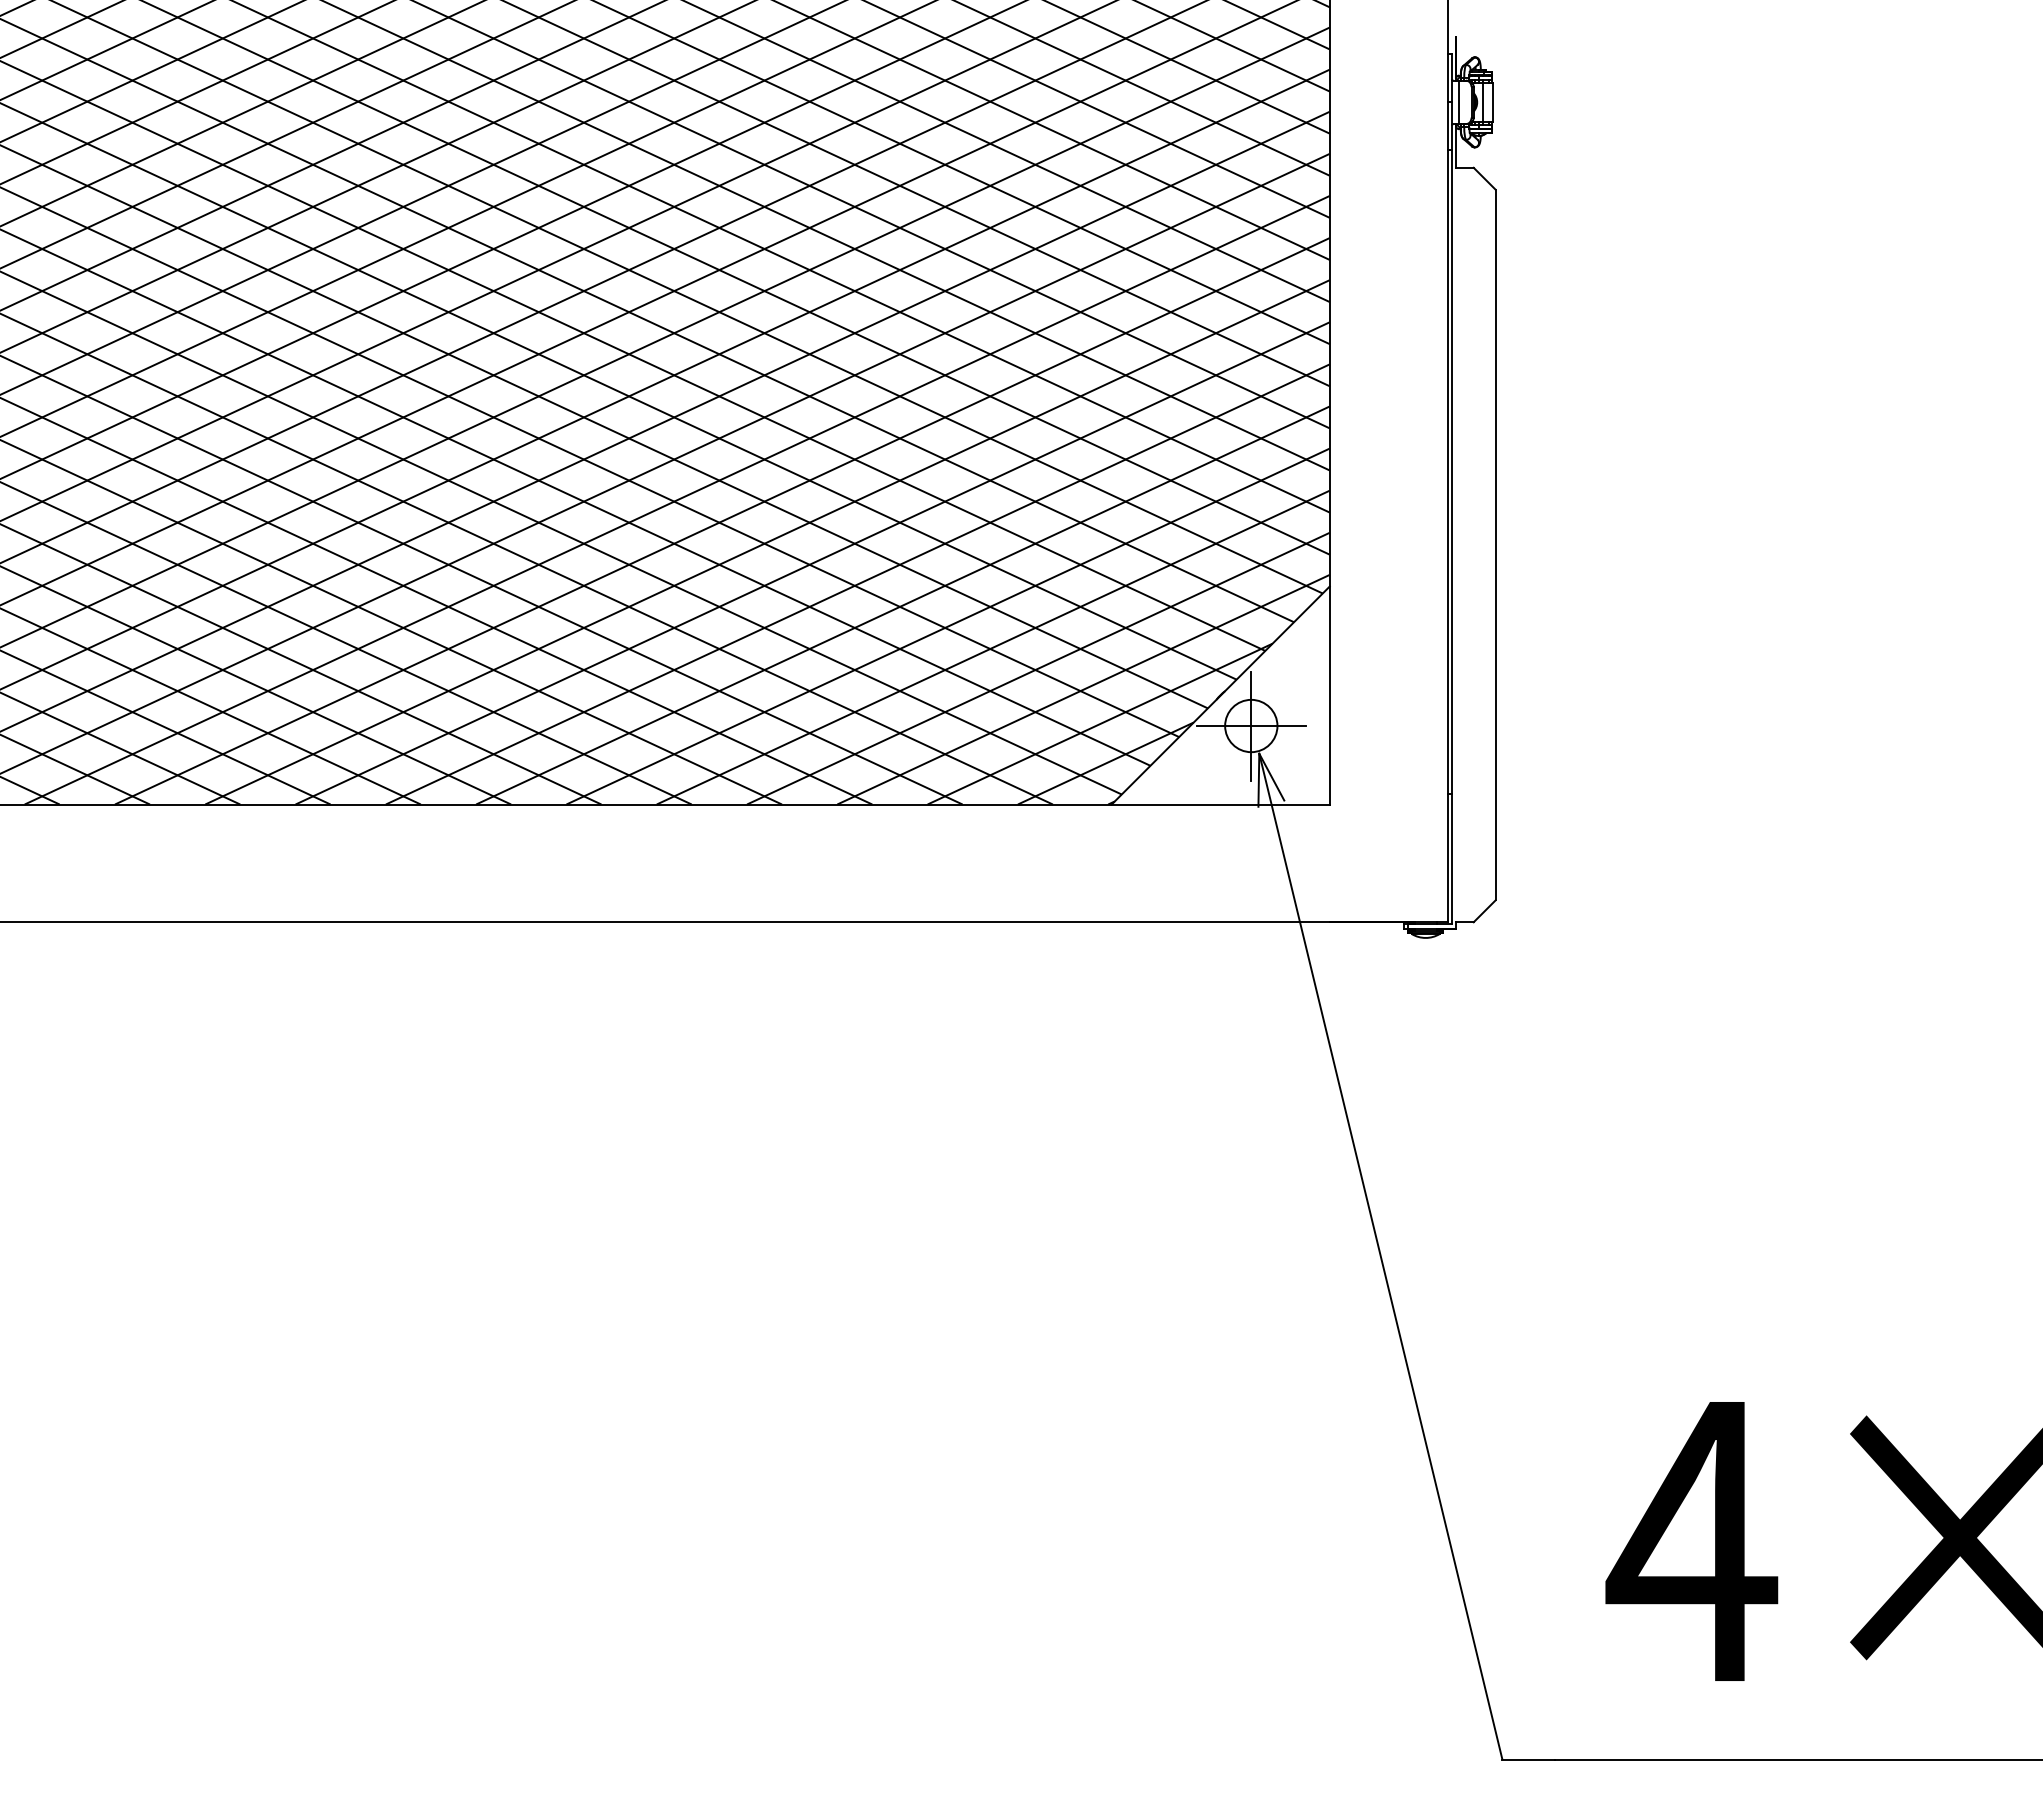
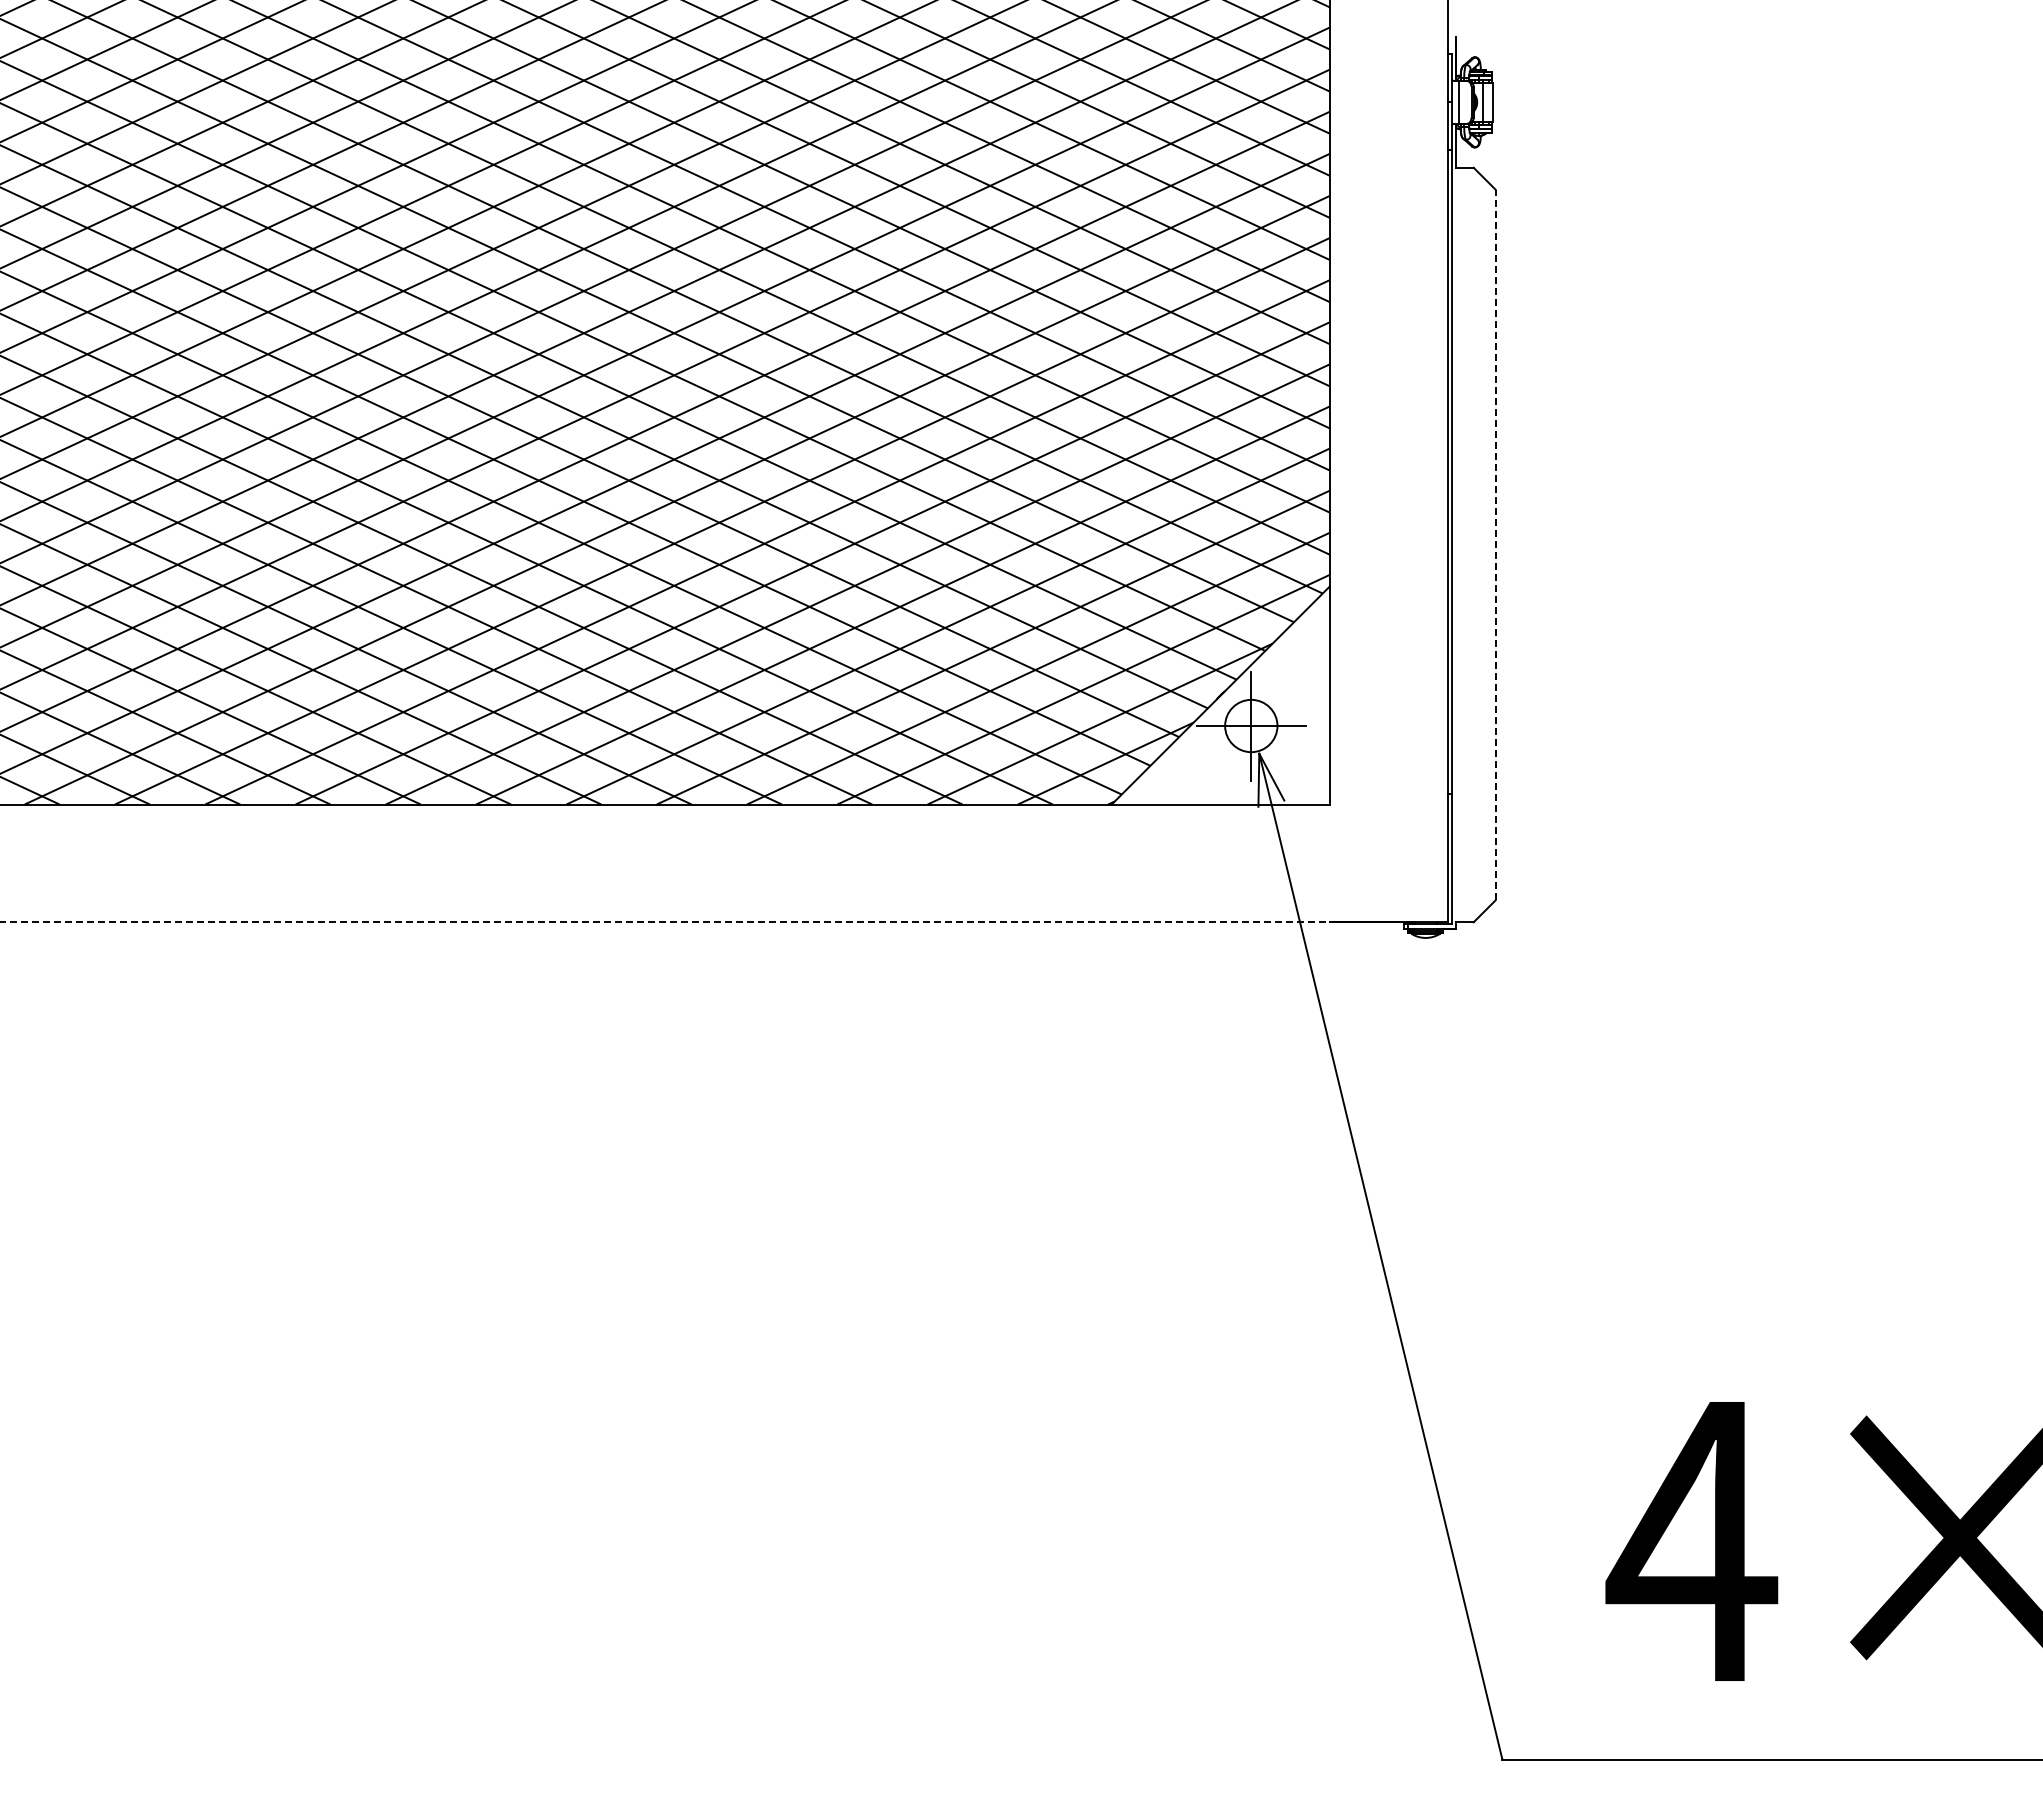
line: solid -> dashed (1495, 544)
line: solid -> dashed (665, 922)
